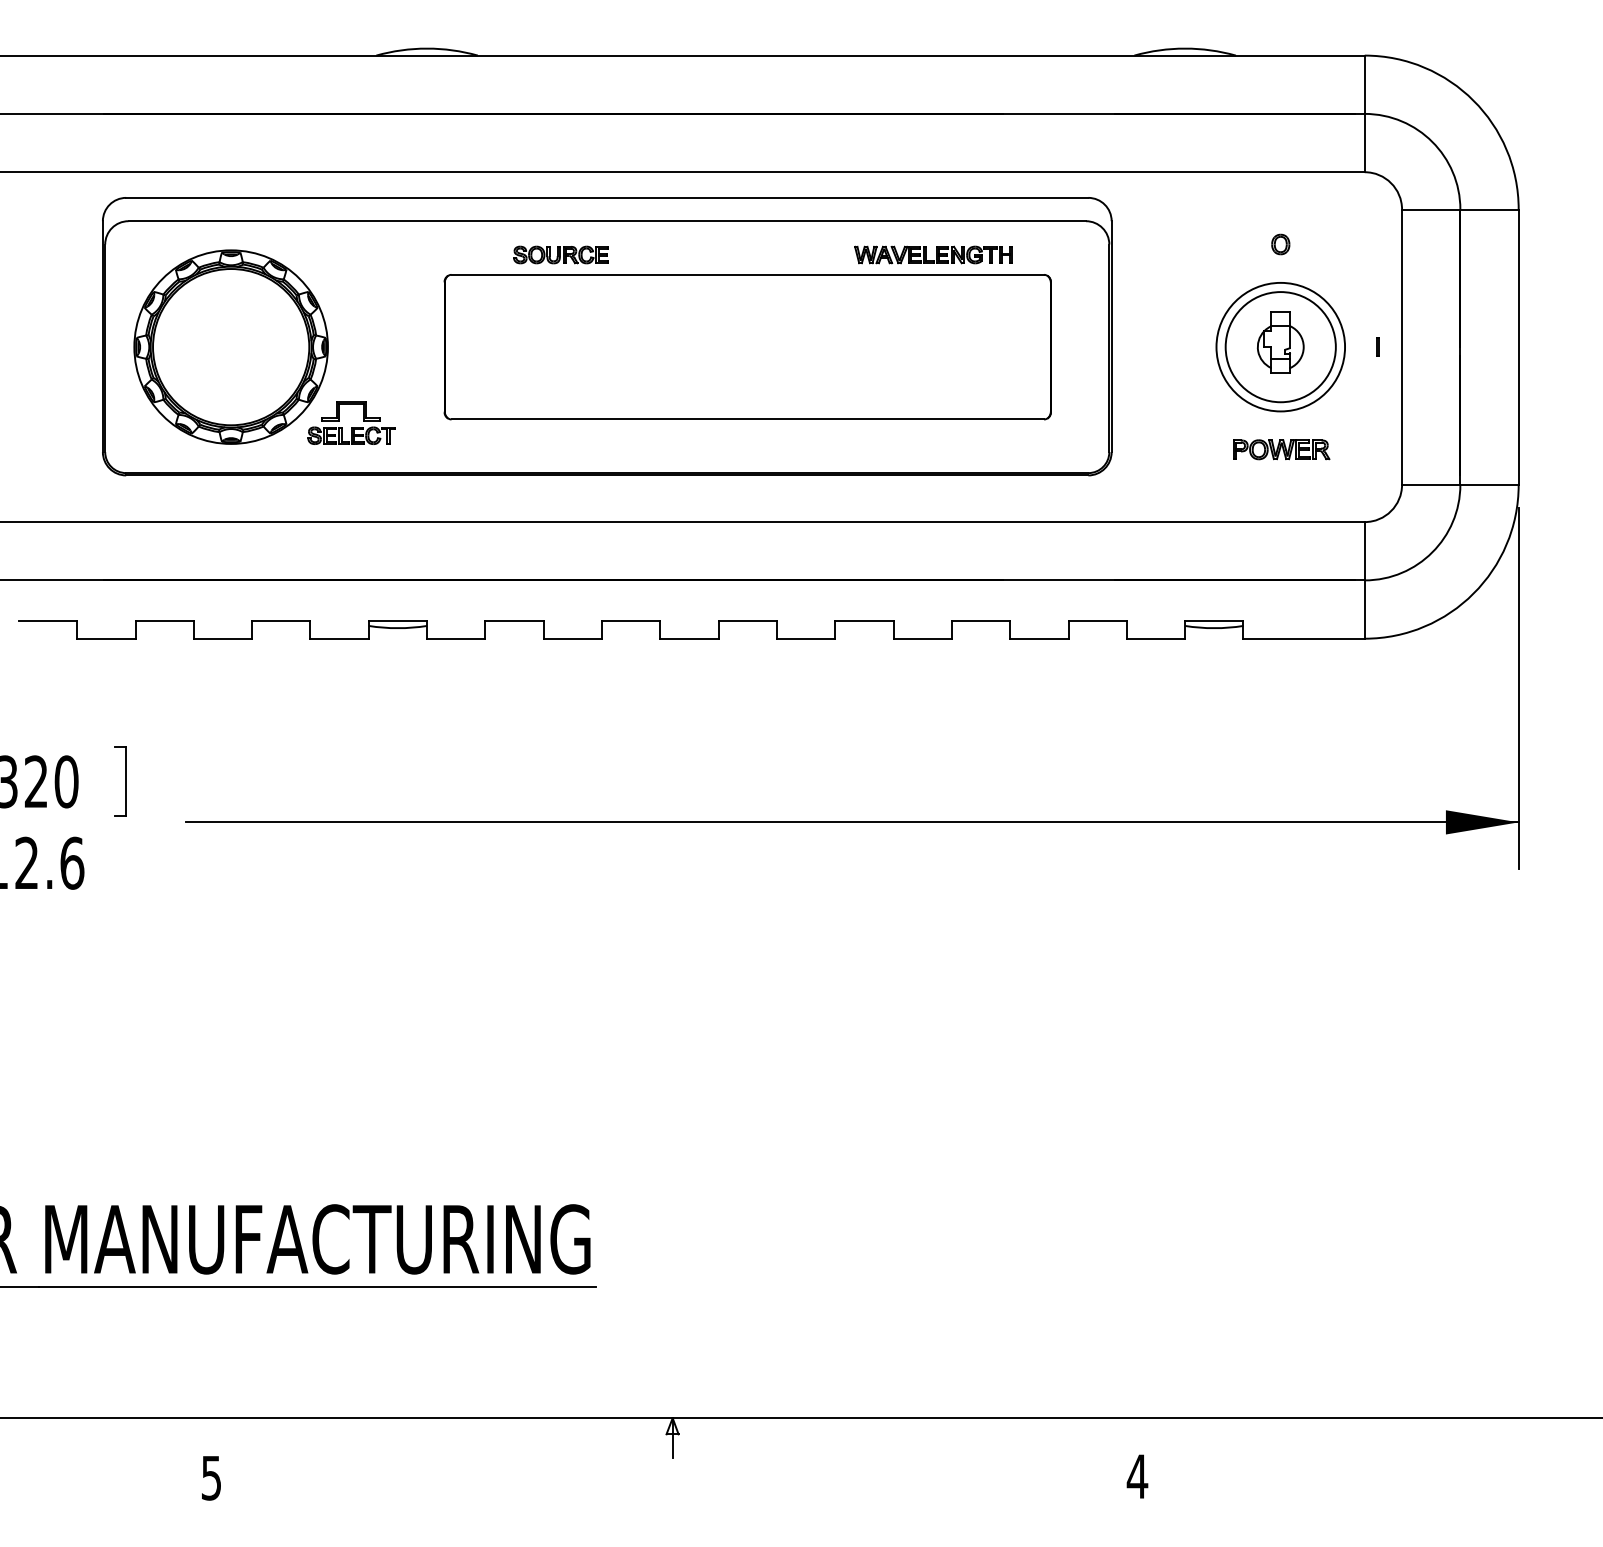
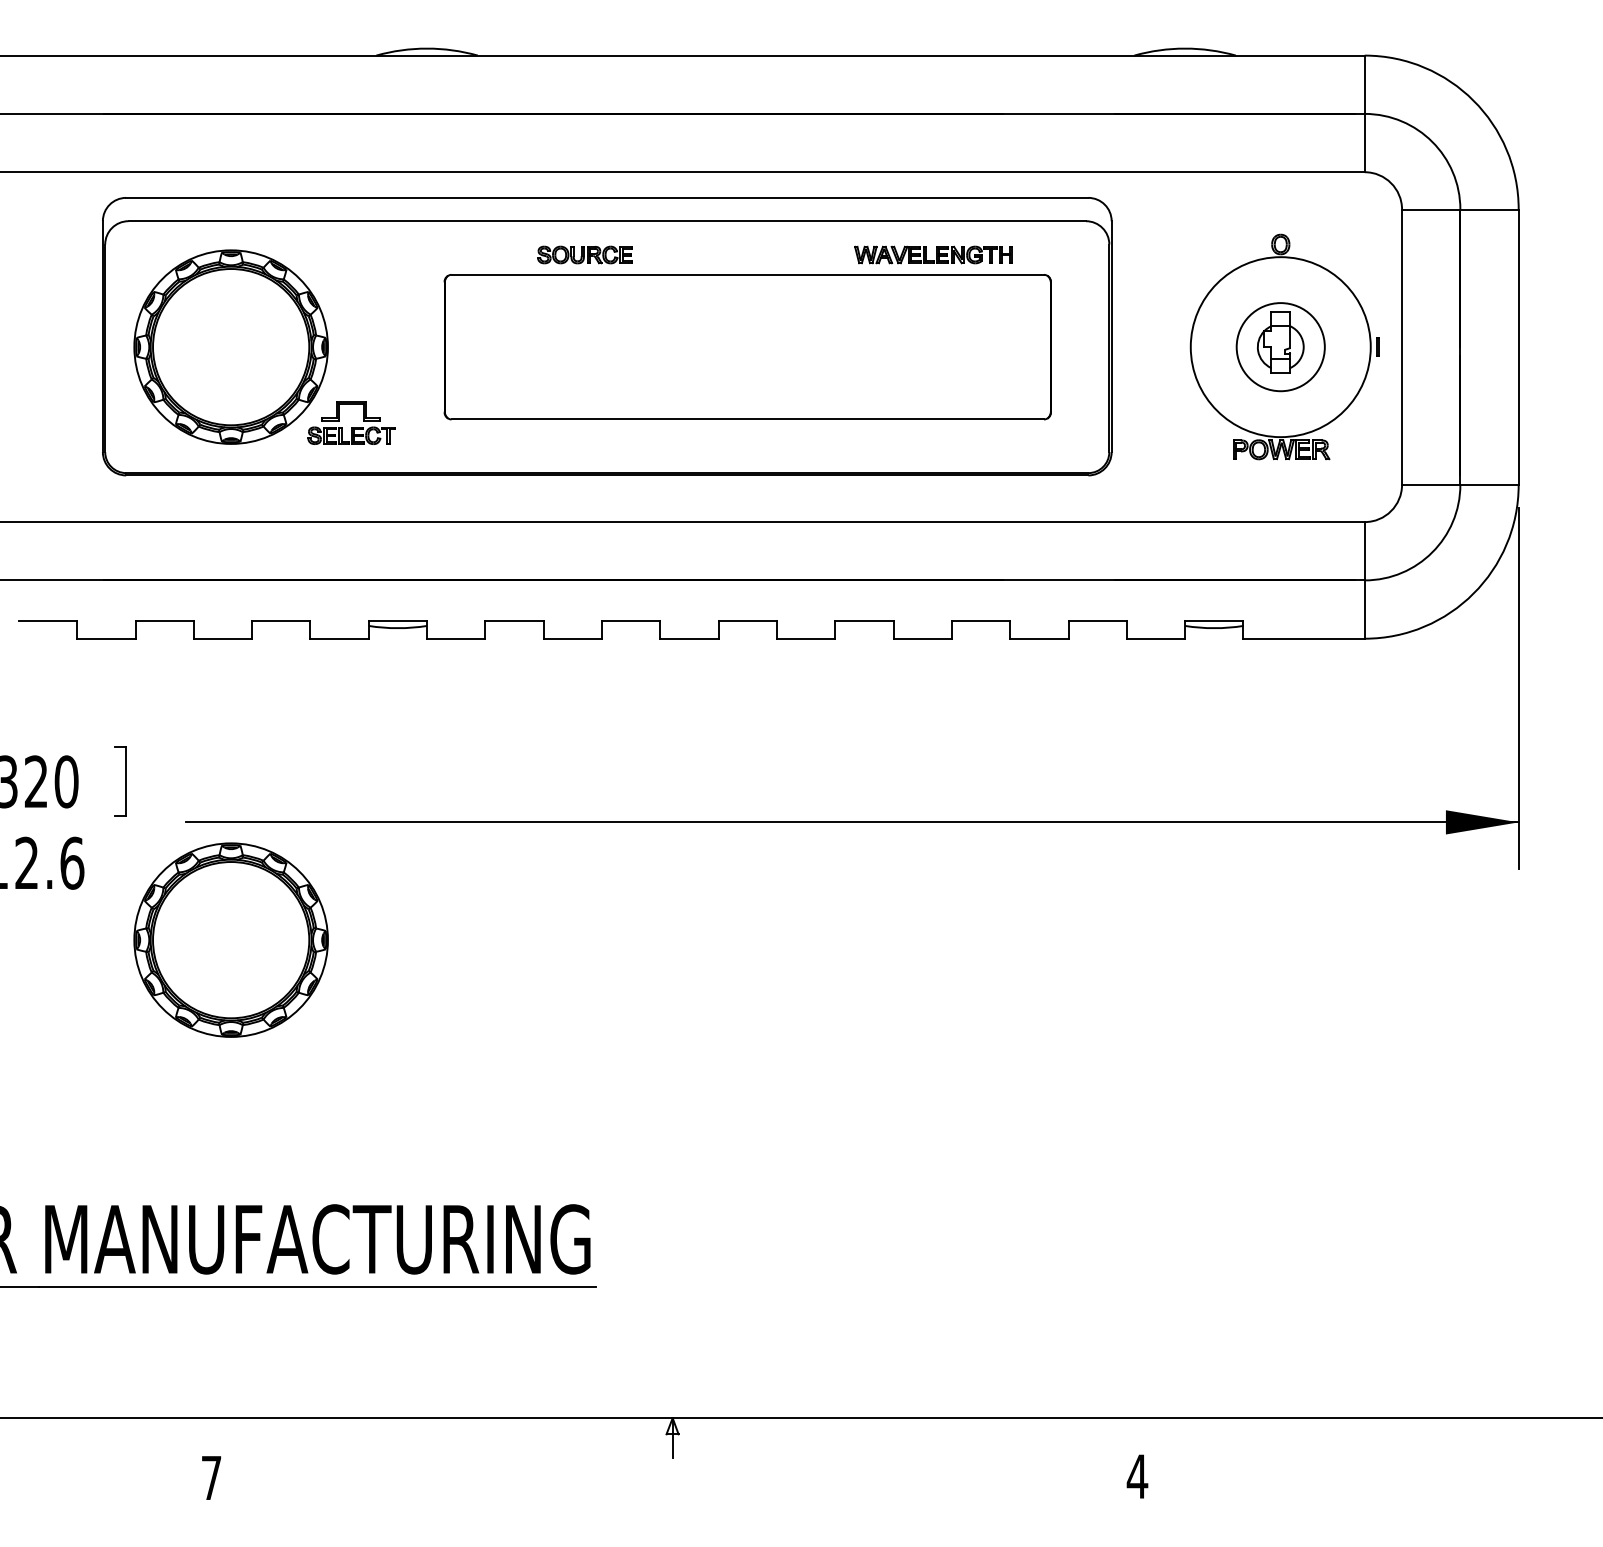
part position: (560, 254) -> (584, 254) (584, 254)
circle diameter: 129 px -> 180 px (1280, 347)
circle diameter: 110 px -> 88 px (1280, 347)
part: none -> present (230, 939)
text: 5 -> 7 (211, 1478)
